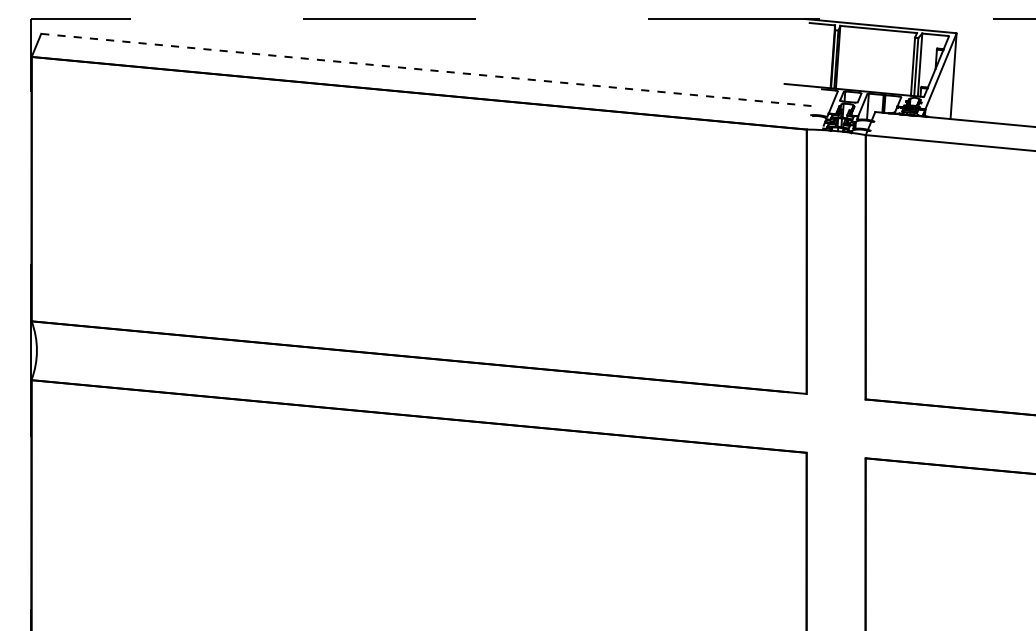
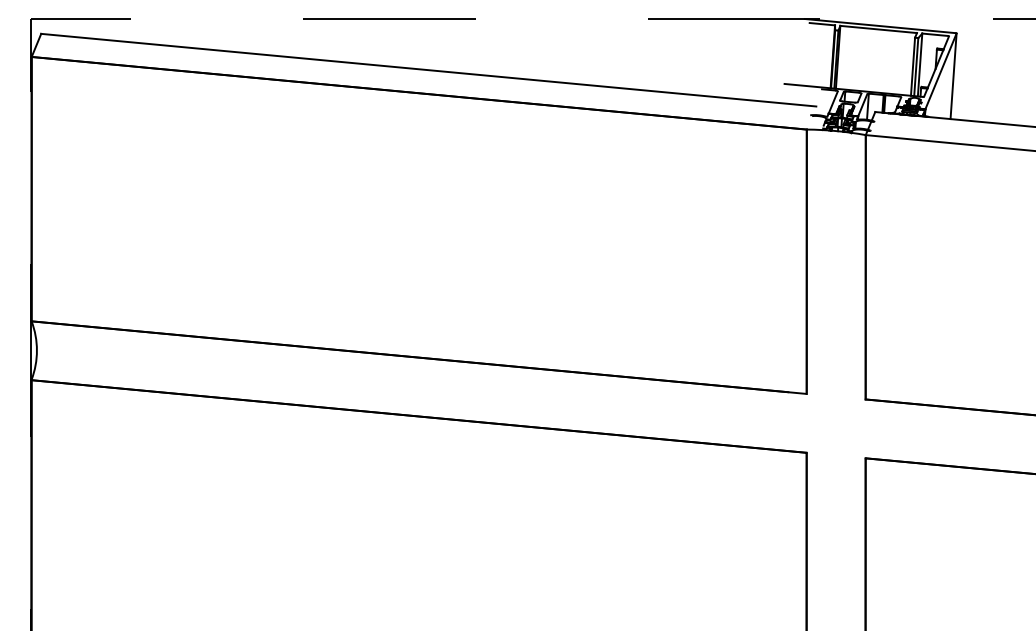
line: dashed -> solid (429, 70)
